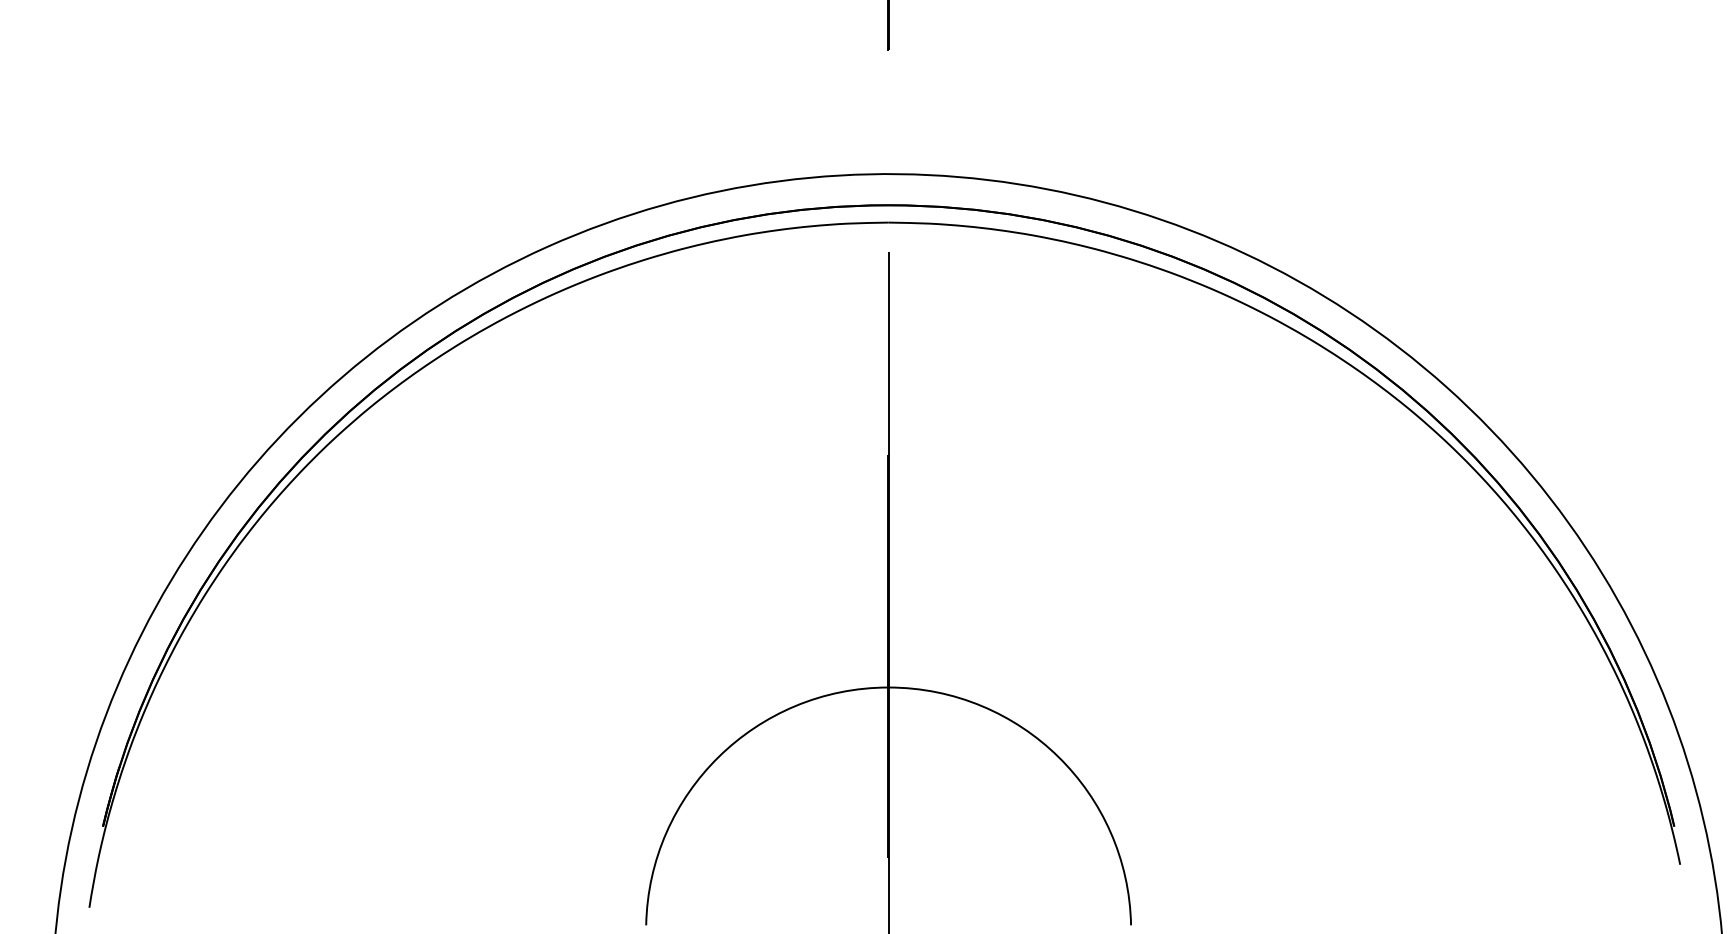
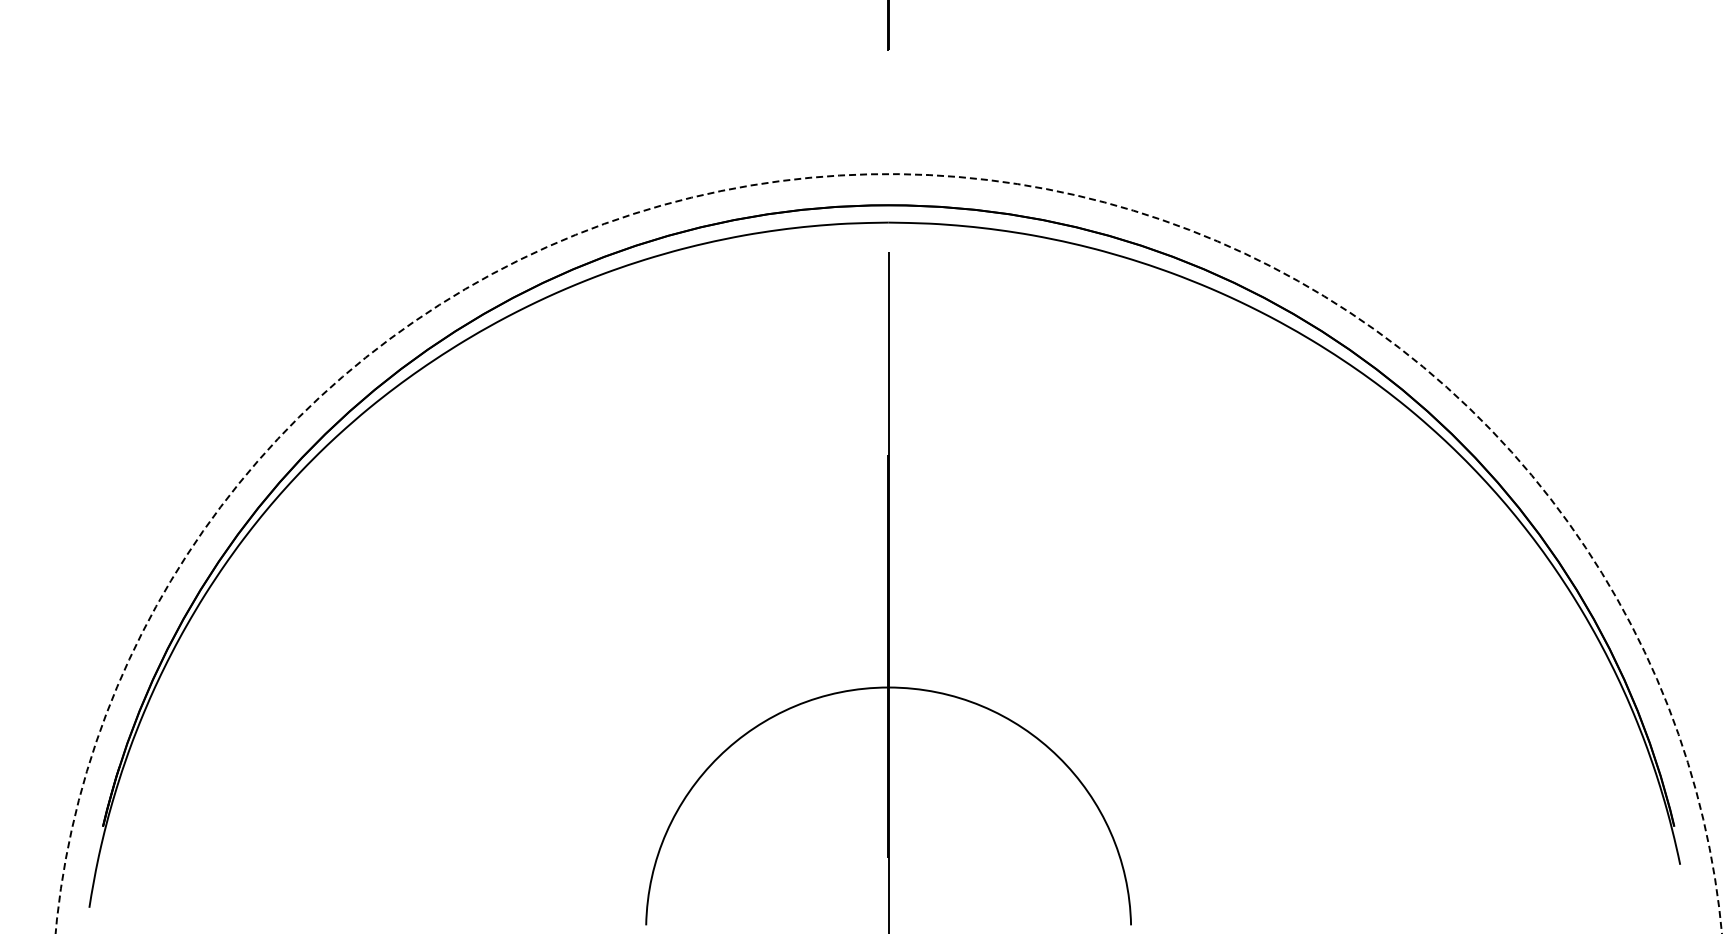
arc: solid -> dashed (881, 174)
